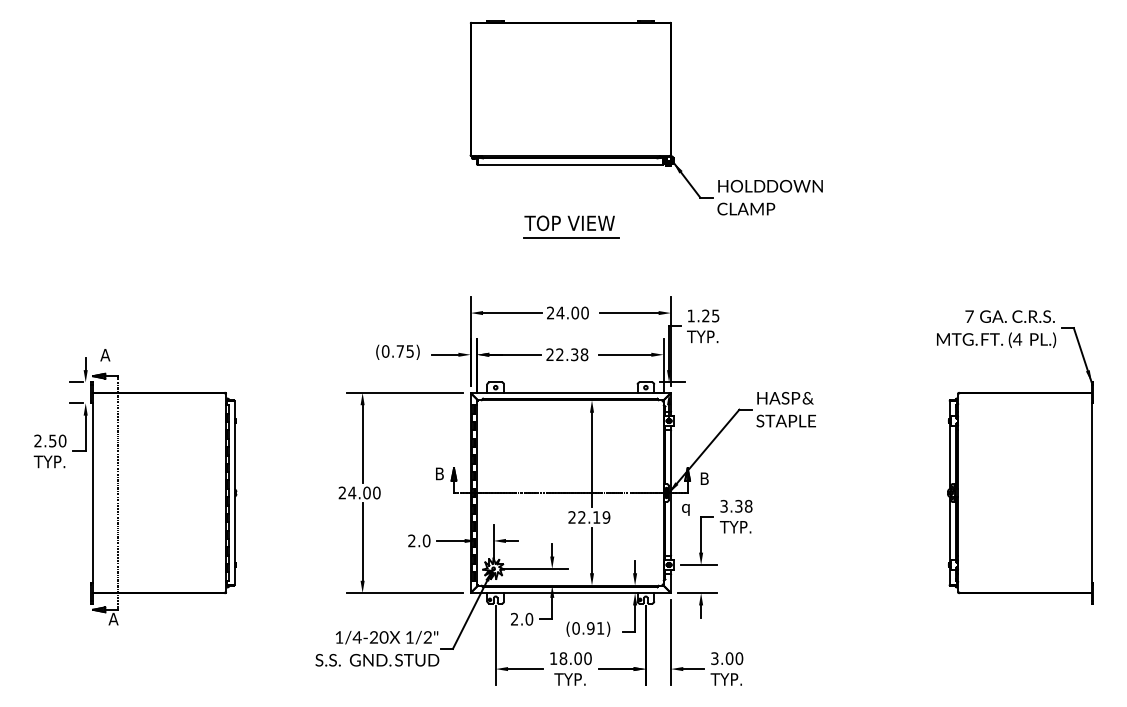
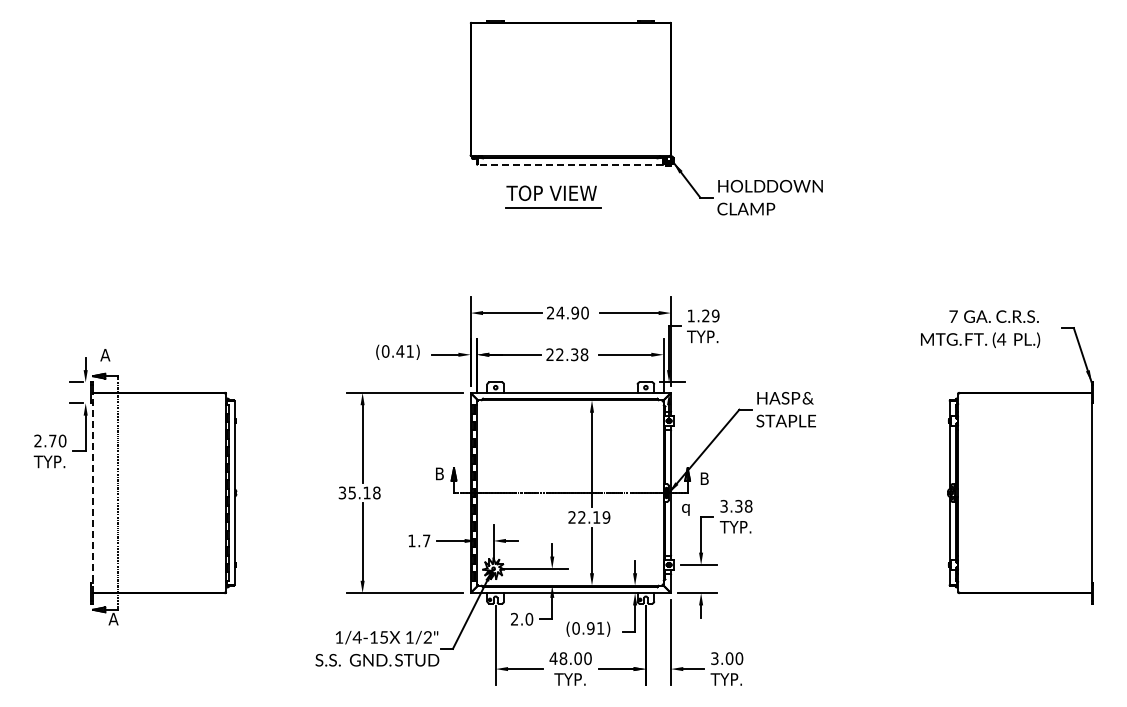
line: solid -> dashed (569, 164)
part position: (571, 226) -> (553, 196) (553, 196)
text: 24.00 -> 24.90 (574, 313)
text: 1.25 -> 1.29 (715, 315)
text position: (996, 328) -> (980, 328) (980, 328)
text: (0.75) -> (0.41) (404, 351)
text: 2.50 -> 2.70 (52, 441)
text: 24.00 -> 35.18 (359, 492)
line: solid -> dashed (92, 493)
text: 2.0 -> 1.7 (419, 540)
text: 1/4-20 -> 1/4-15 (378, 637)
text: 18.00 -> 48.00 (553, 658)
